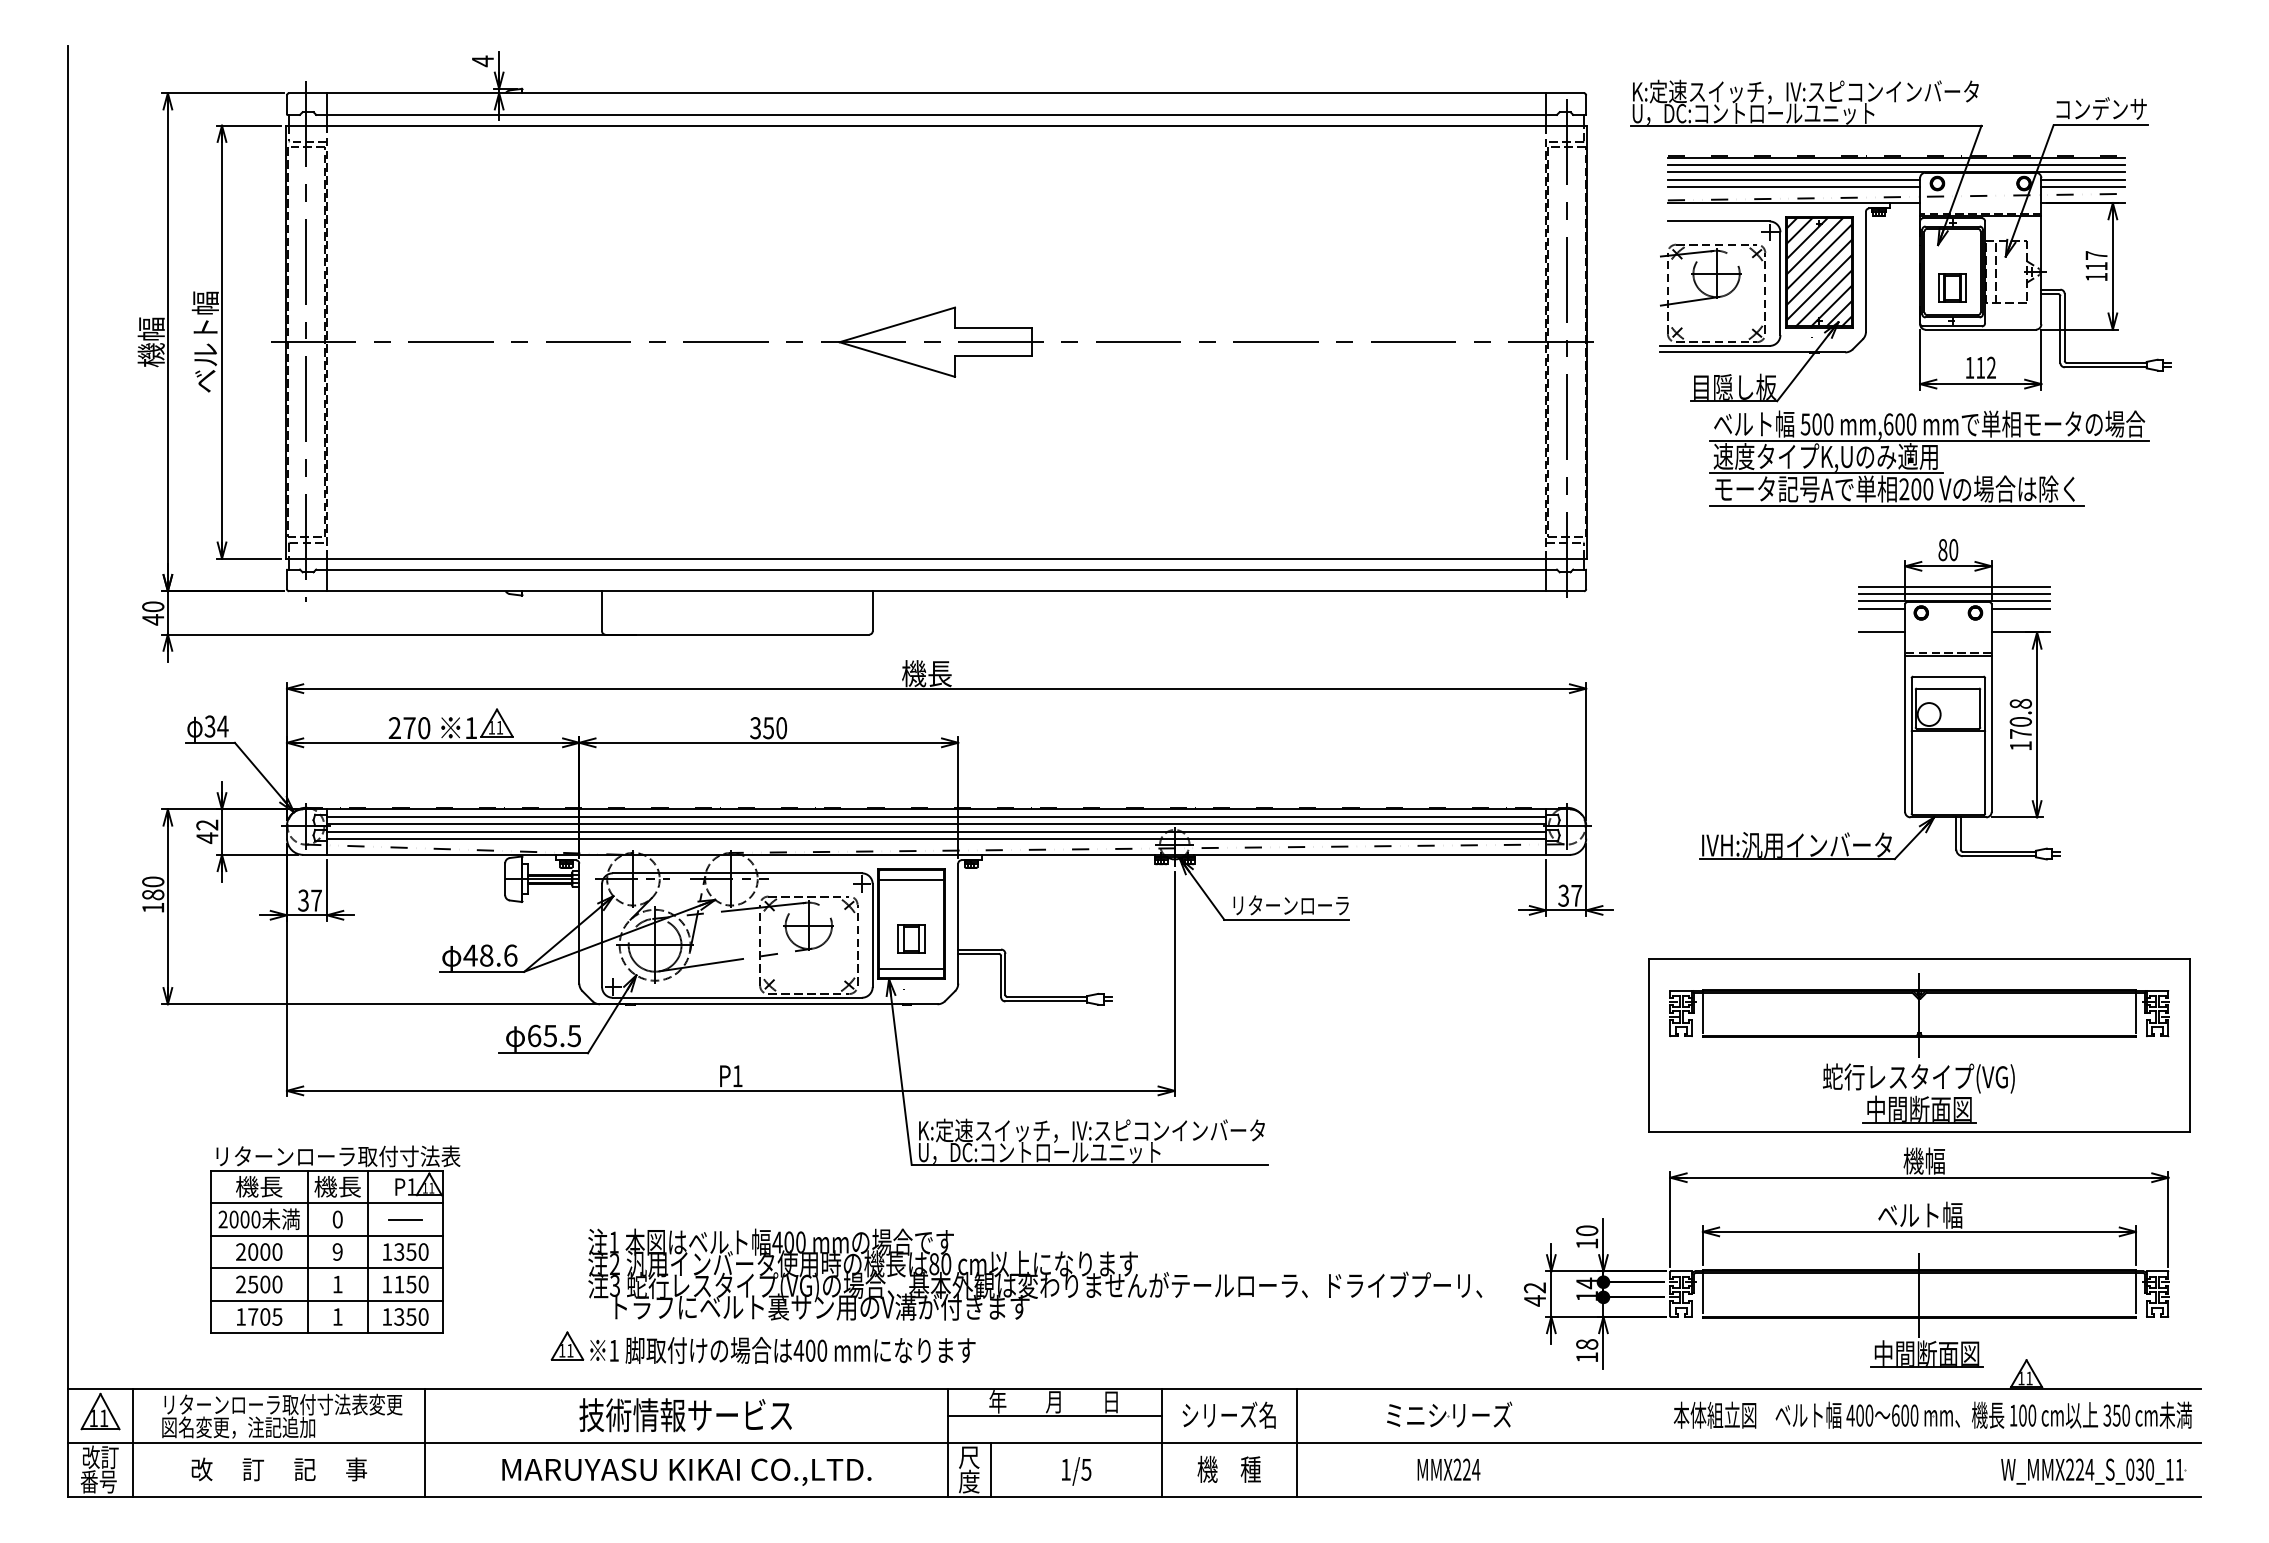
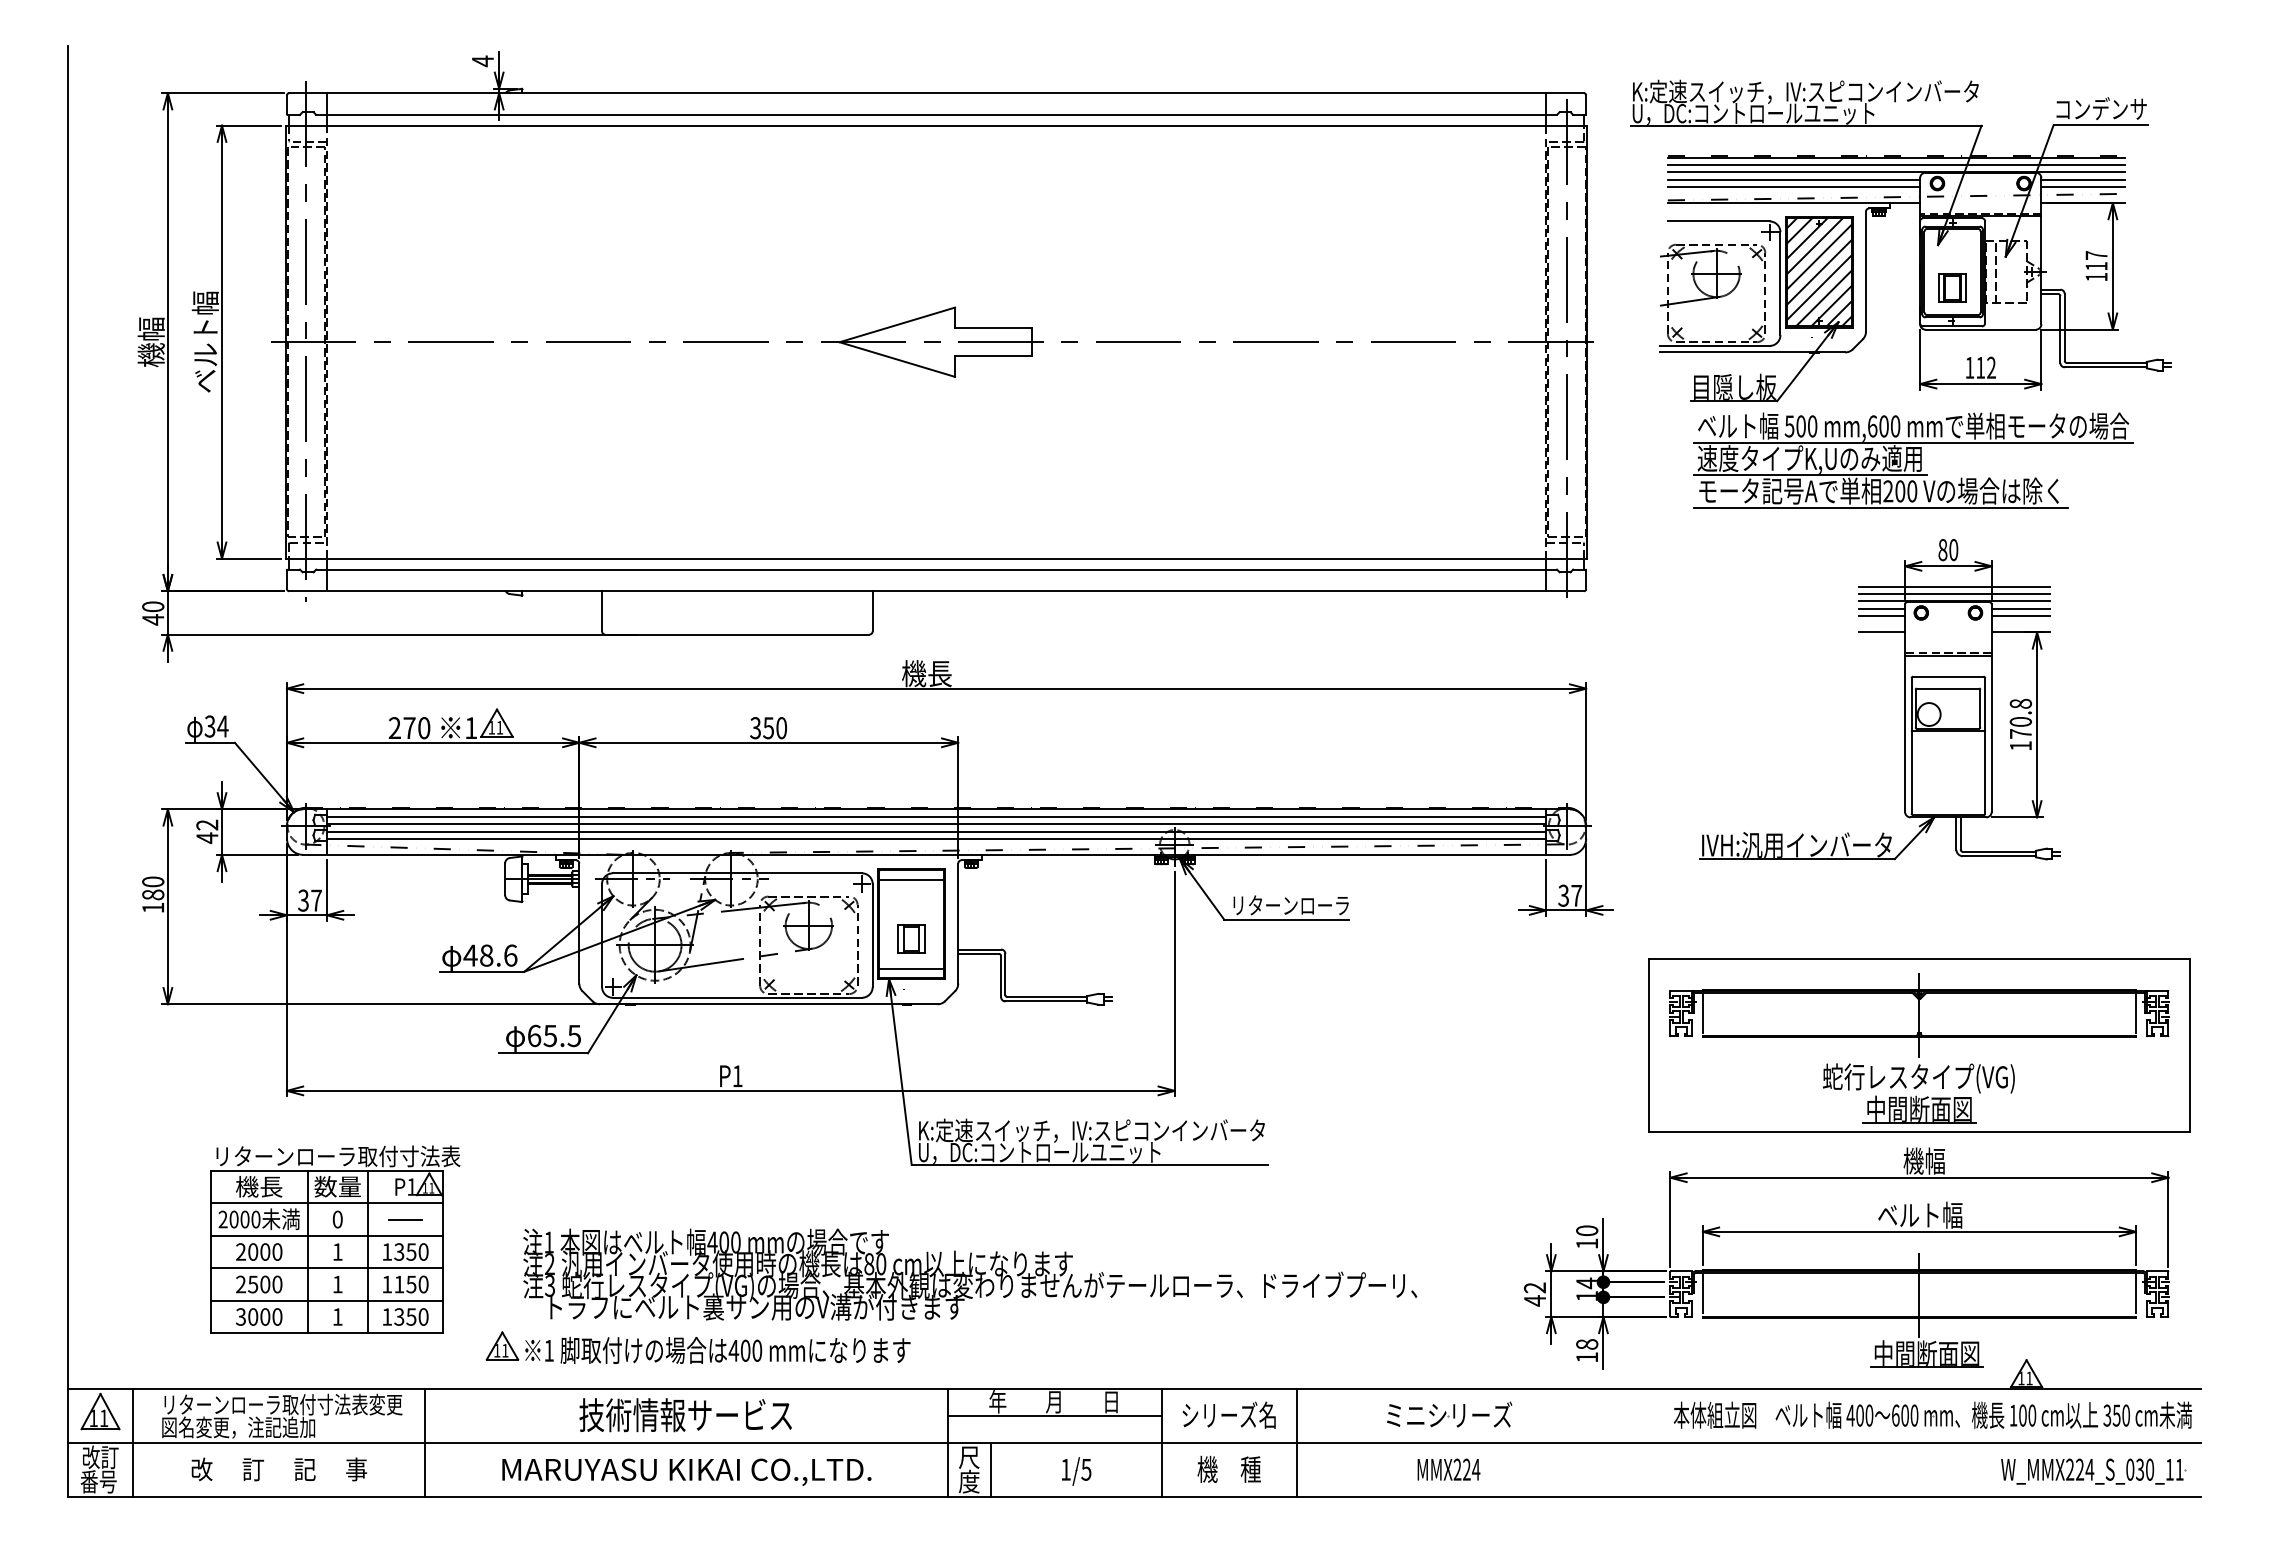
part position: (1929, 458) -> (1913, 460) (1913, 460)
line: none -> present (1882, 616)
line: none -> present (2020, 616)
text: 機長 -> 数量 (337, 1186)
text: 9 -> 1 (337, 1251)
part position: (1016, 1295) -> (951, 1295) (951, 1295)
text: 1705 -> 3000 (258, 1316)
